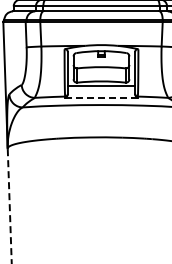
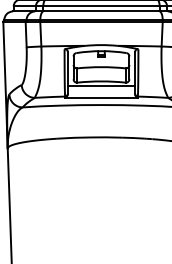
line: dashed -> solid (101, 97)
line: dashed -> solid (9, 205)
